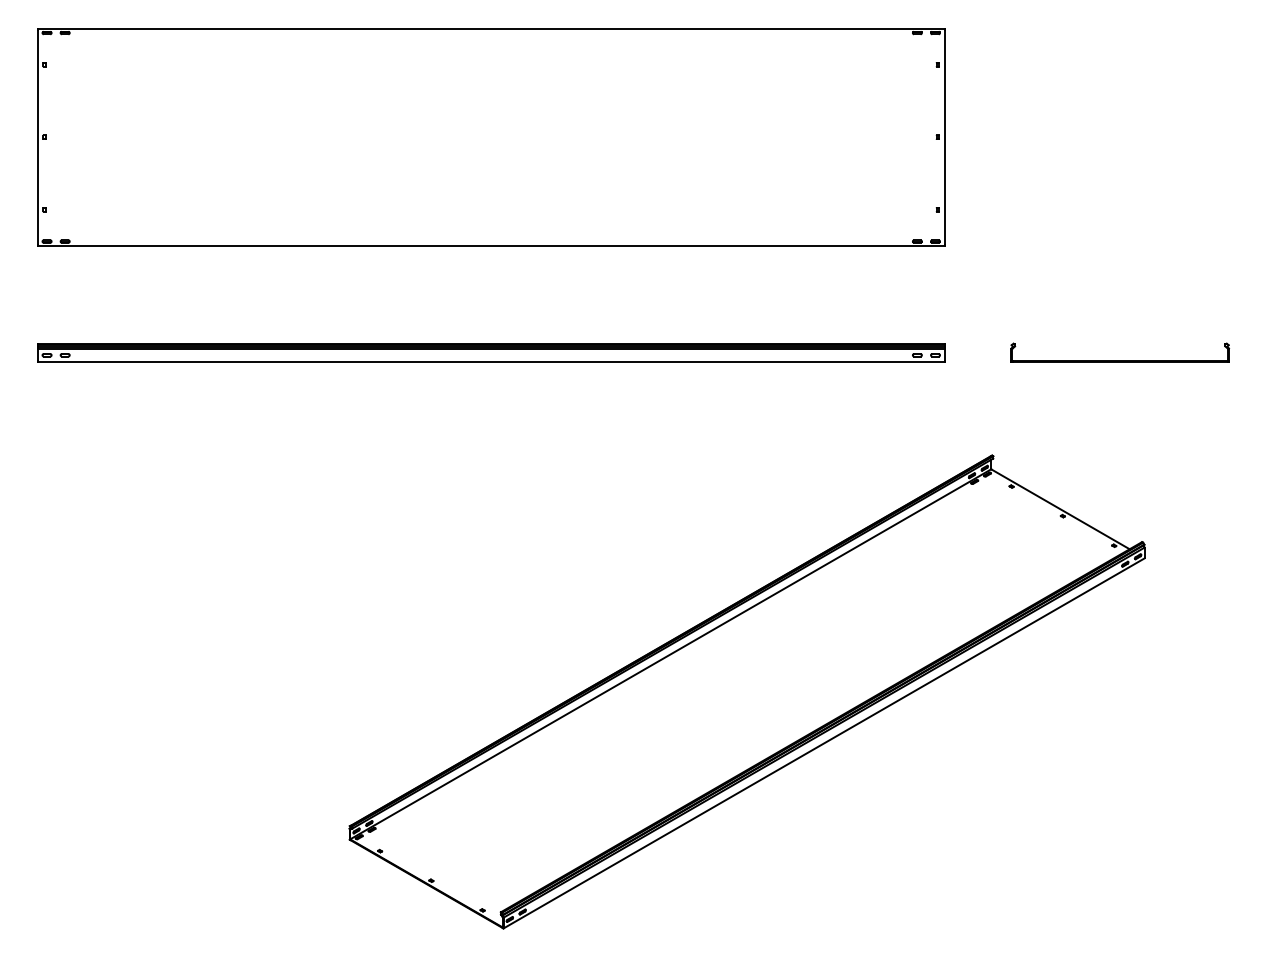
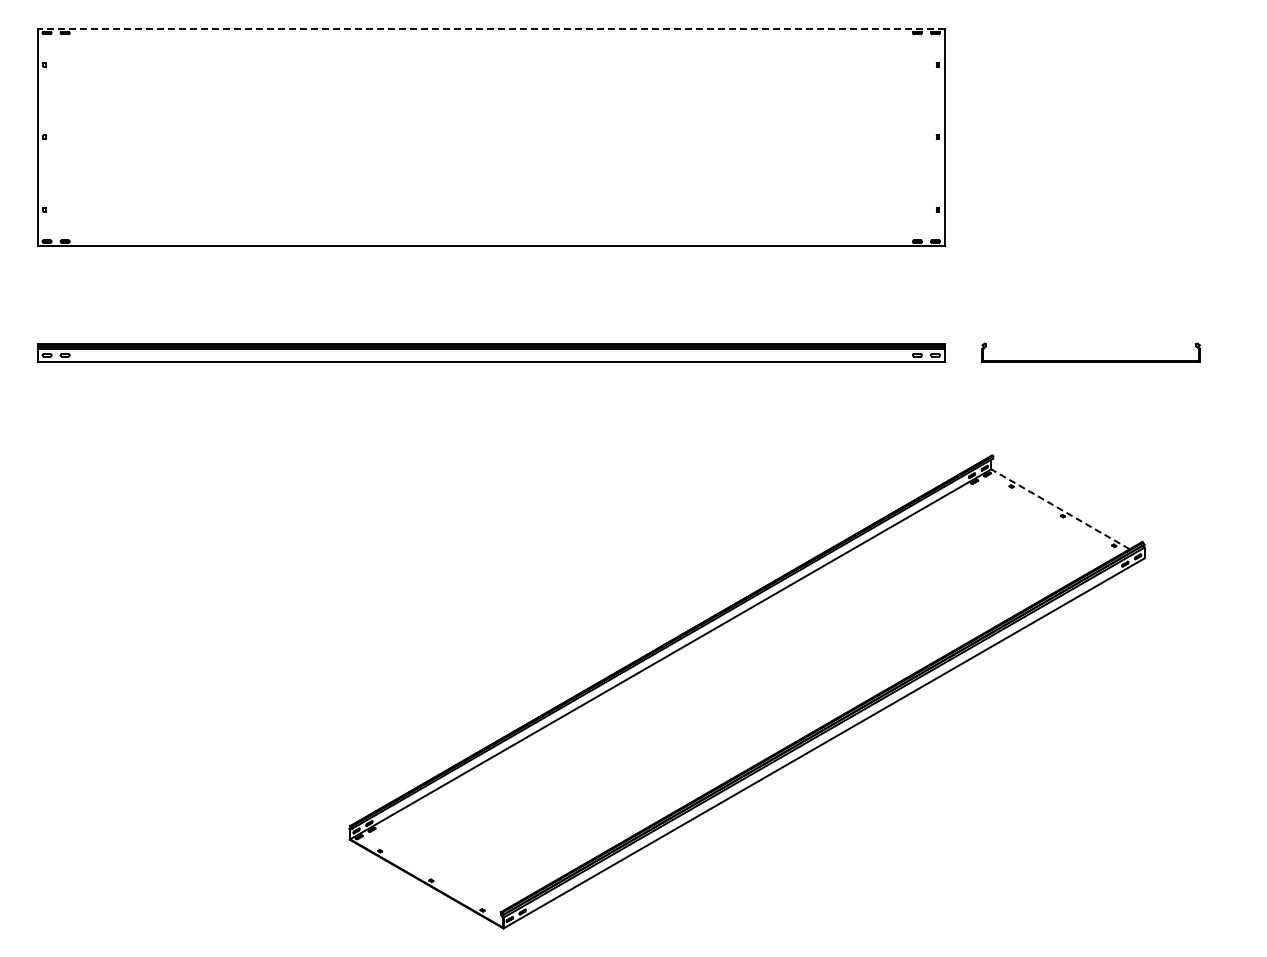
line: solid -> dashed (490, 28)
part position: (1120, 360) -> (1091, 360) (1091, 360)
line: solid -> dashed (1060, 509)
